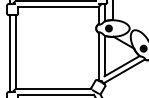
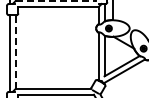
line: solid -> dashed (56, 1)
line: solid -> dashed (15, 52)
